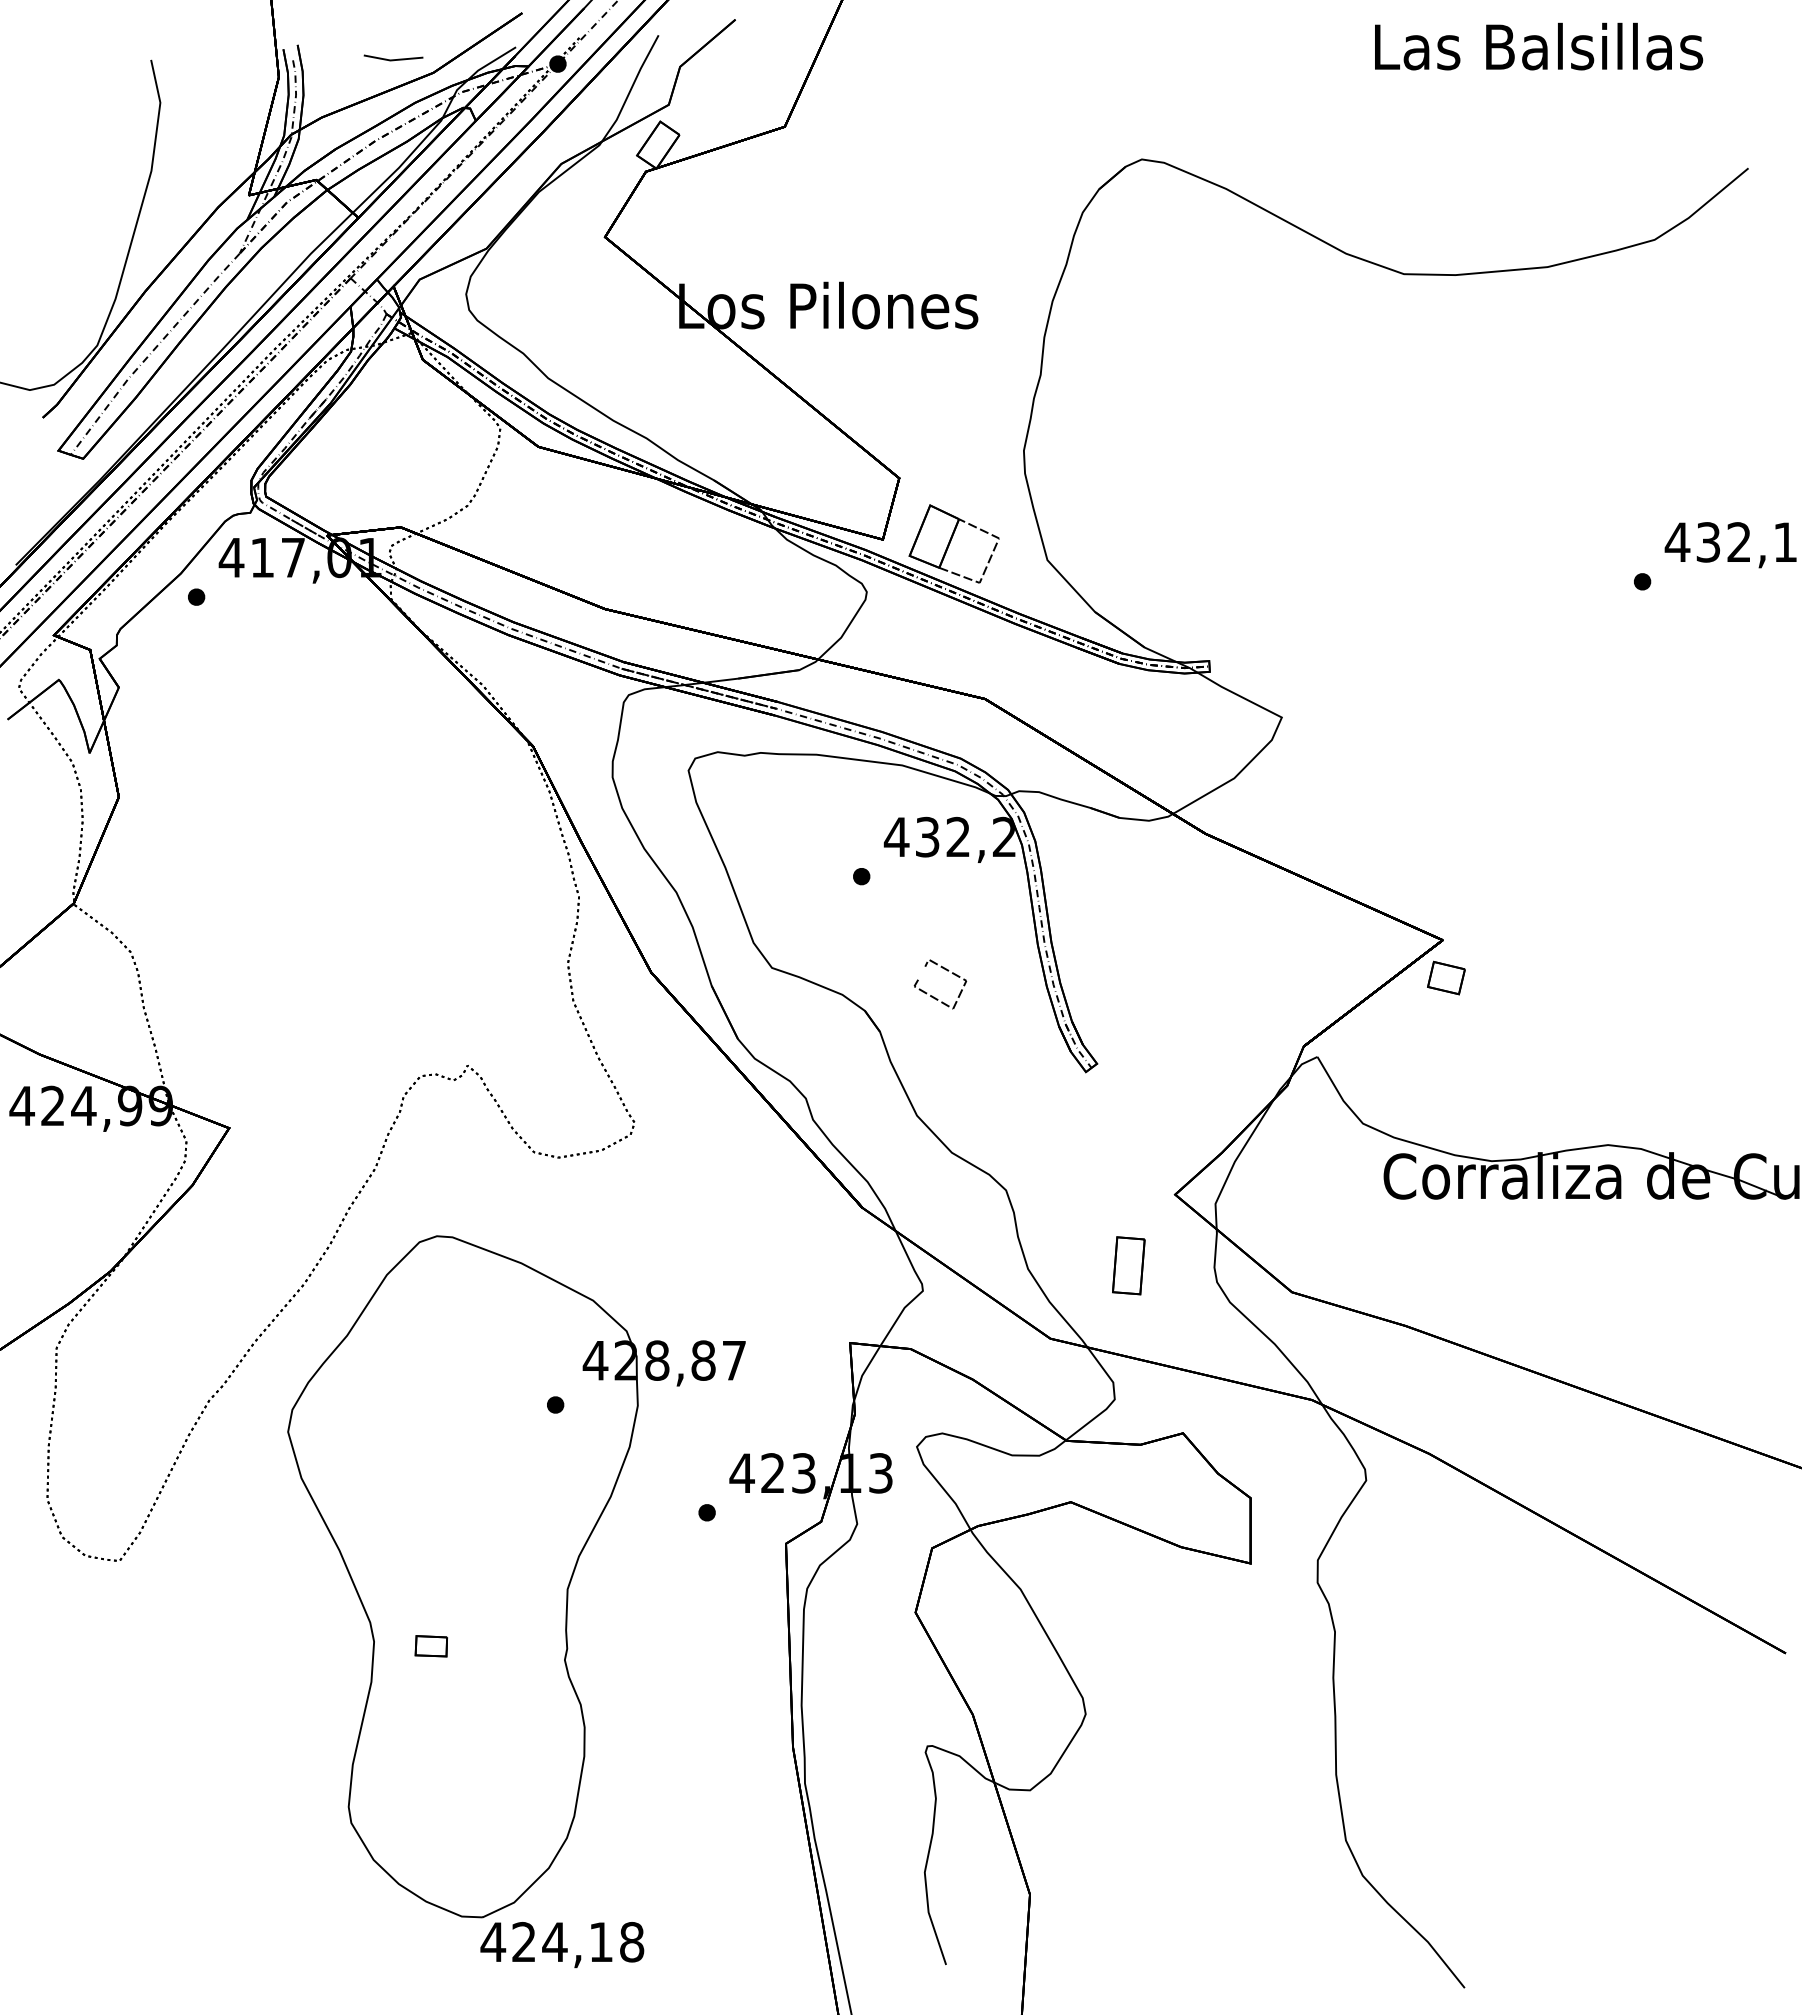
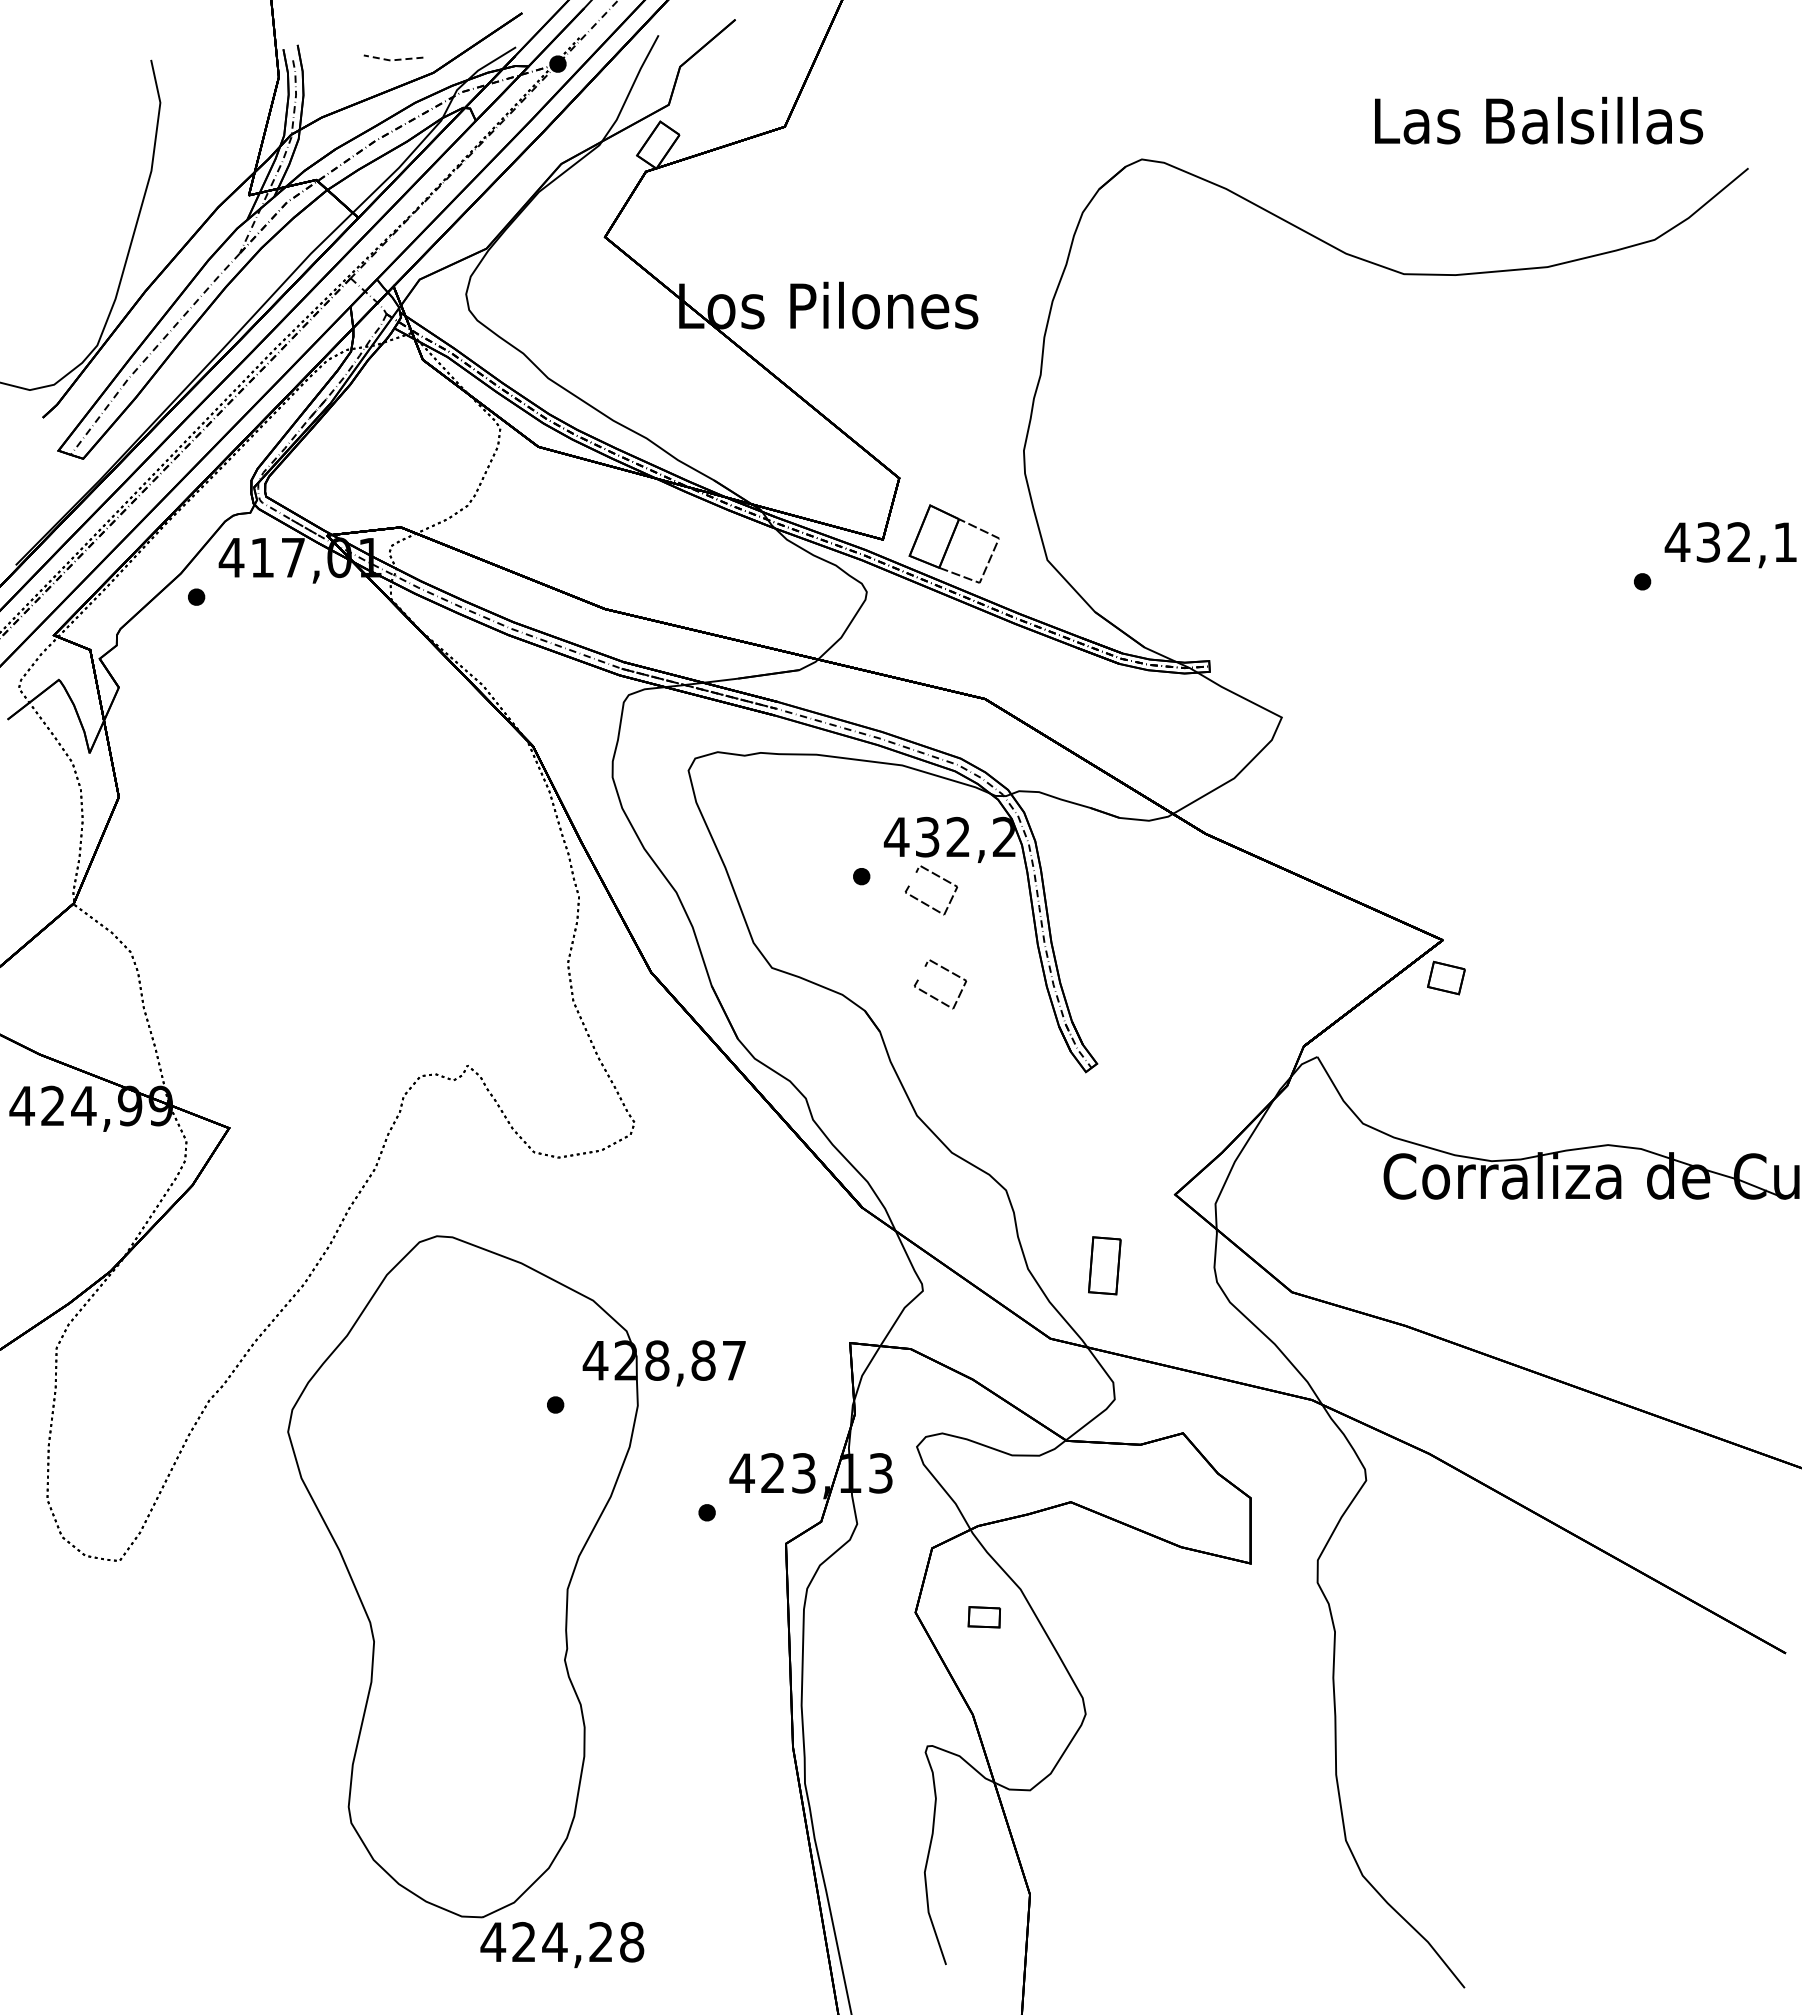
text position: (1539, 46) -> (1539, 120) (1539, 120)
line: solid -> dashed (392, 60)
curve: none -> present (923, 901)
part position: (1128, 1265) -> (1104, 1265) (1104, 1265)
part position: (430, 1646) -> (983, 1617) (983, 1617)
text: 424,18 -> 424,28 (600, 1941)
